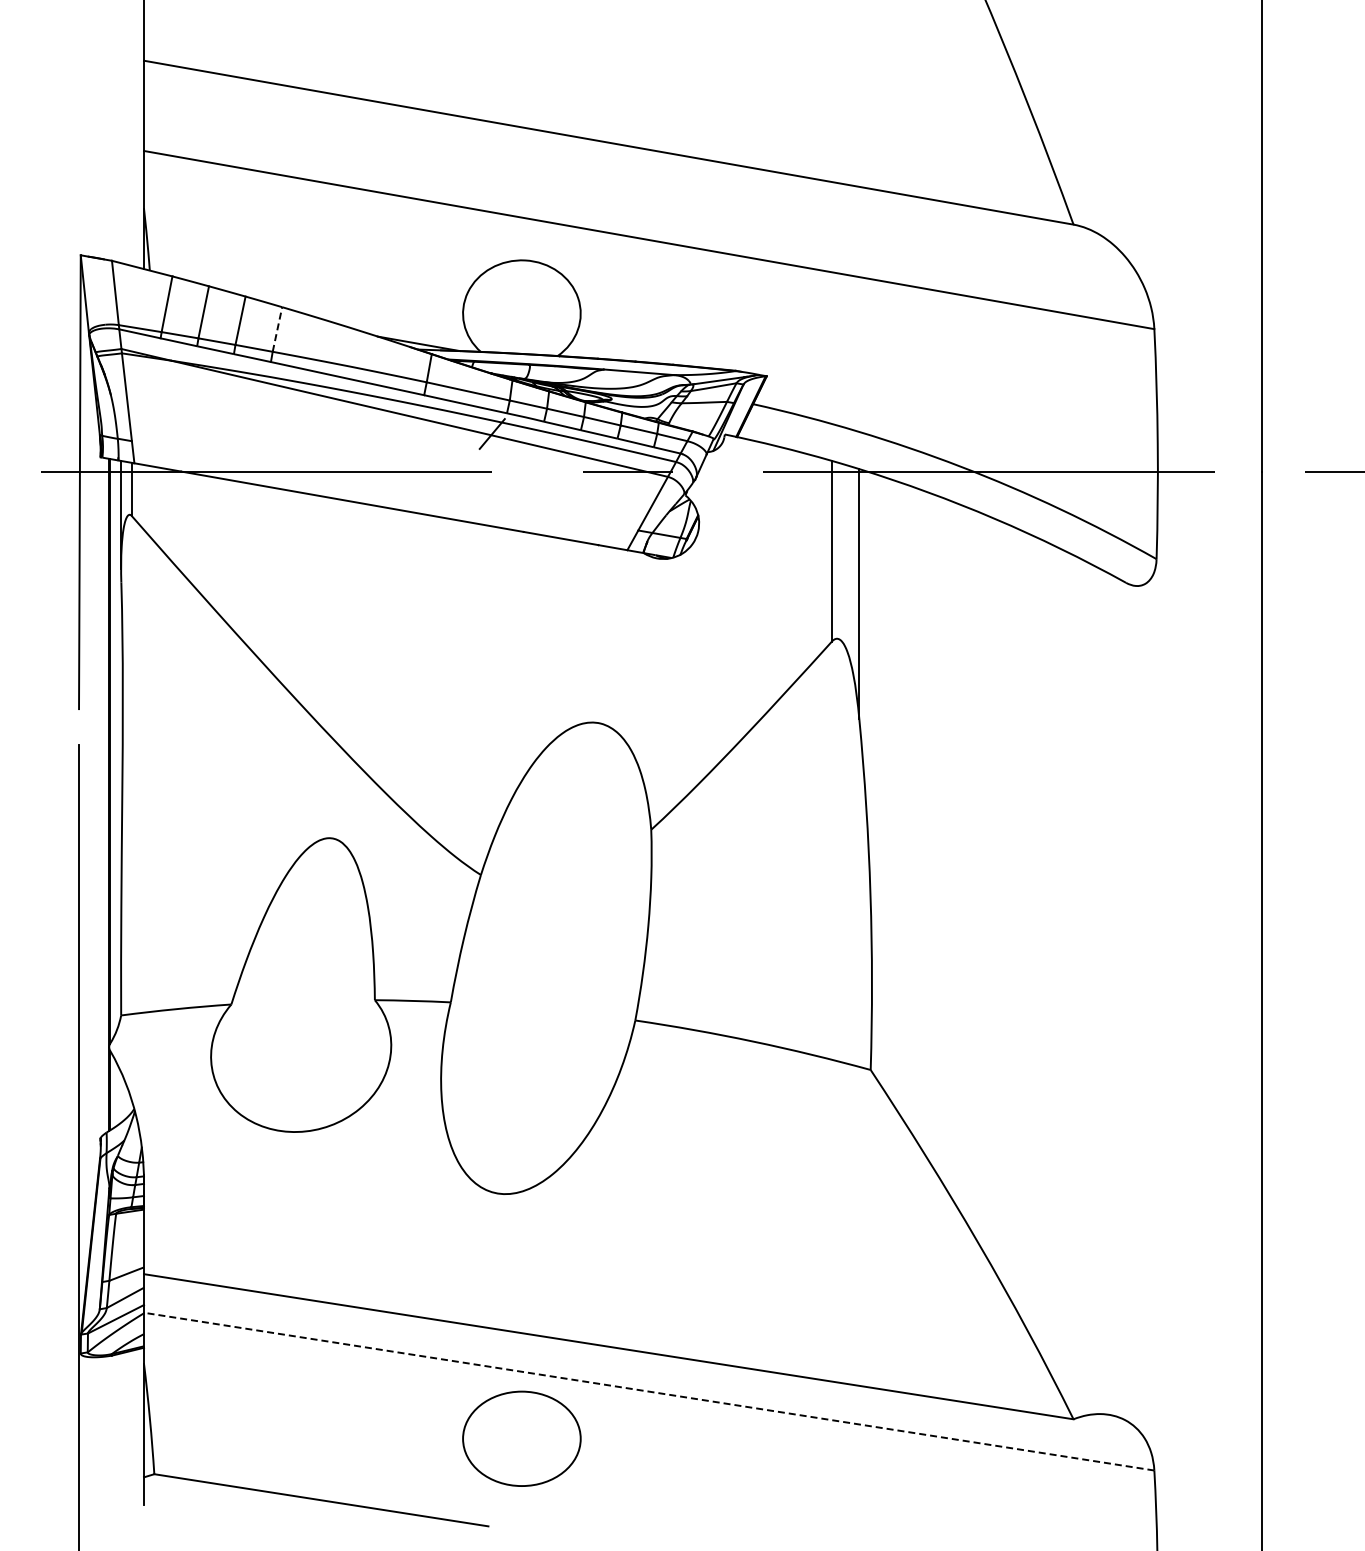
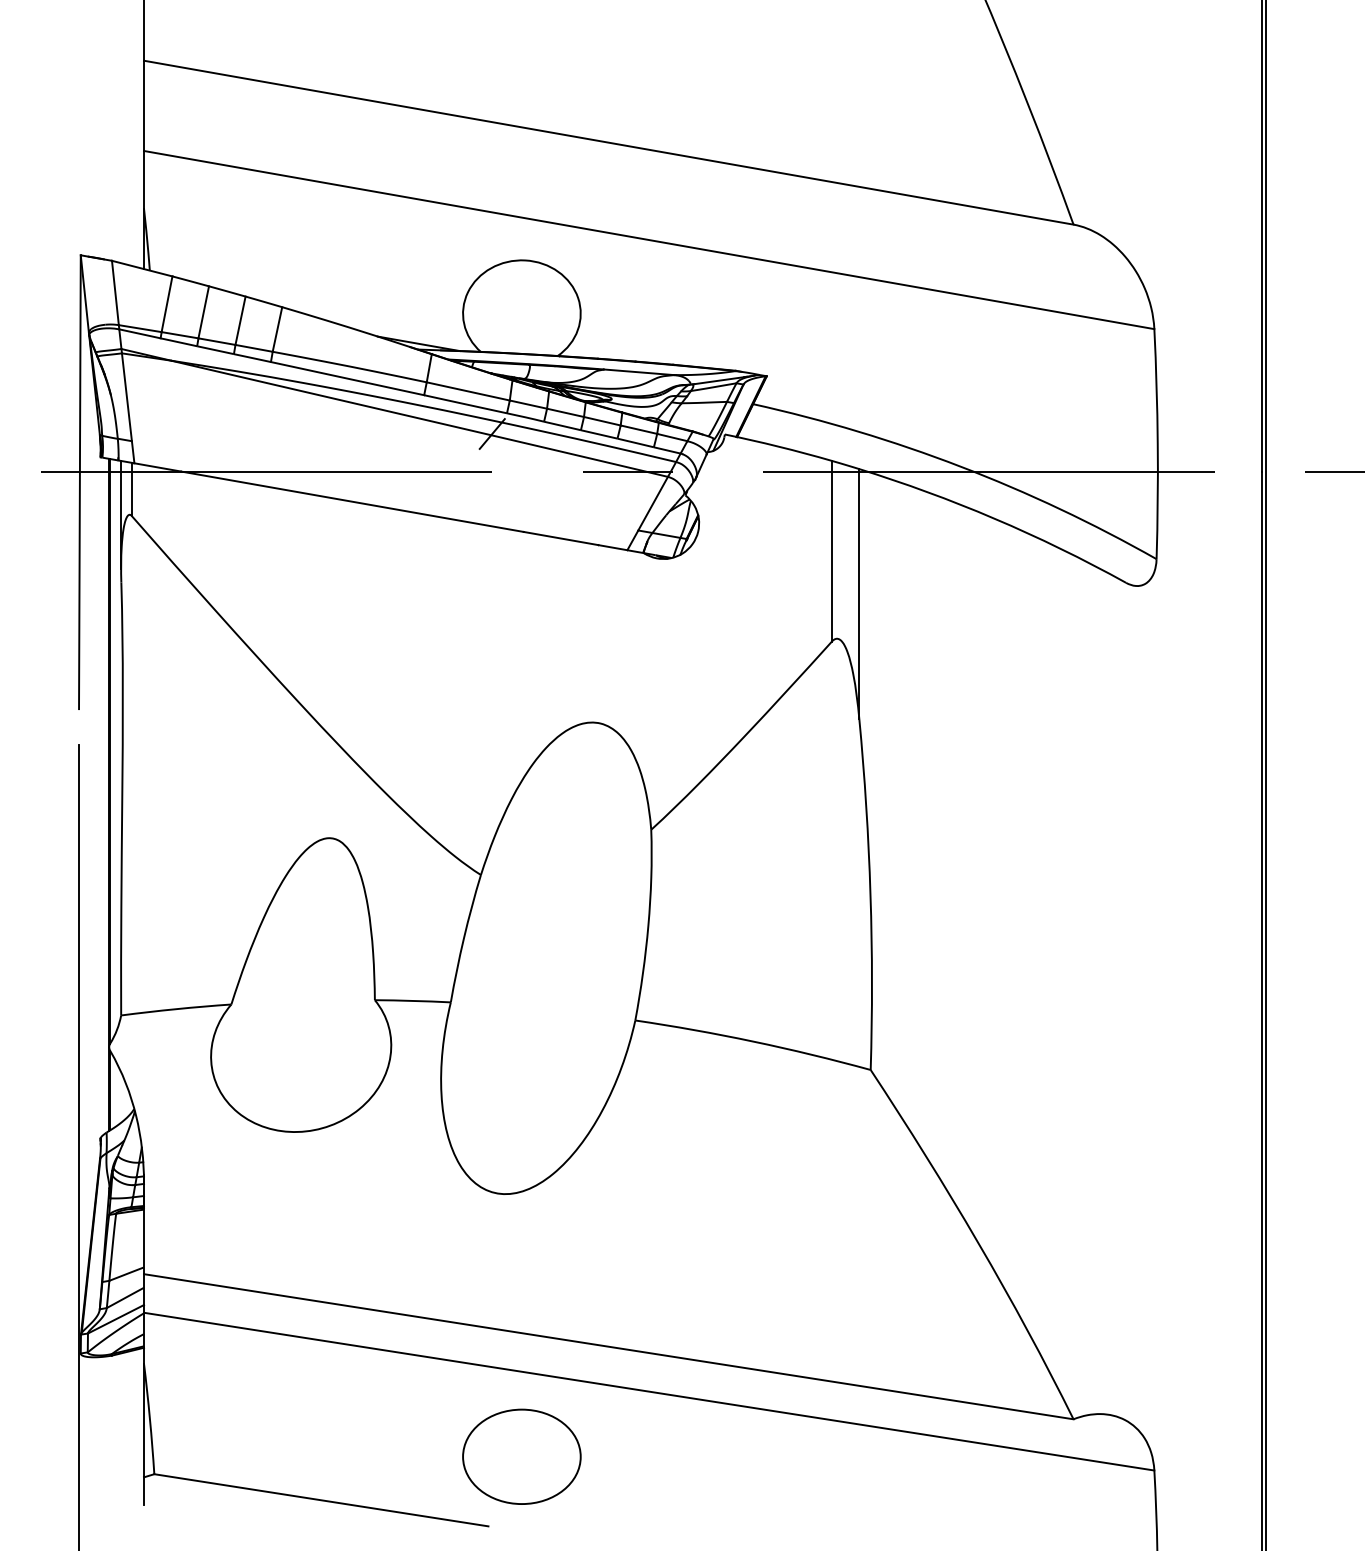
line: dashed -> solid (277, 329)
line: none -> present (1266, 774)
line: dashed -> solid (648, 1391)
part position: (521, 1438) -> (521, 1456) (521, 1456)
